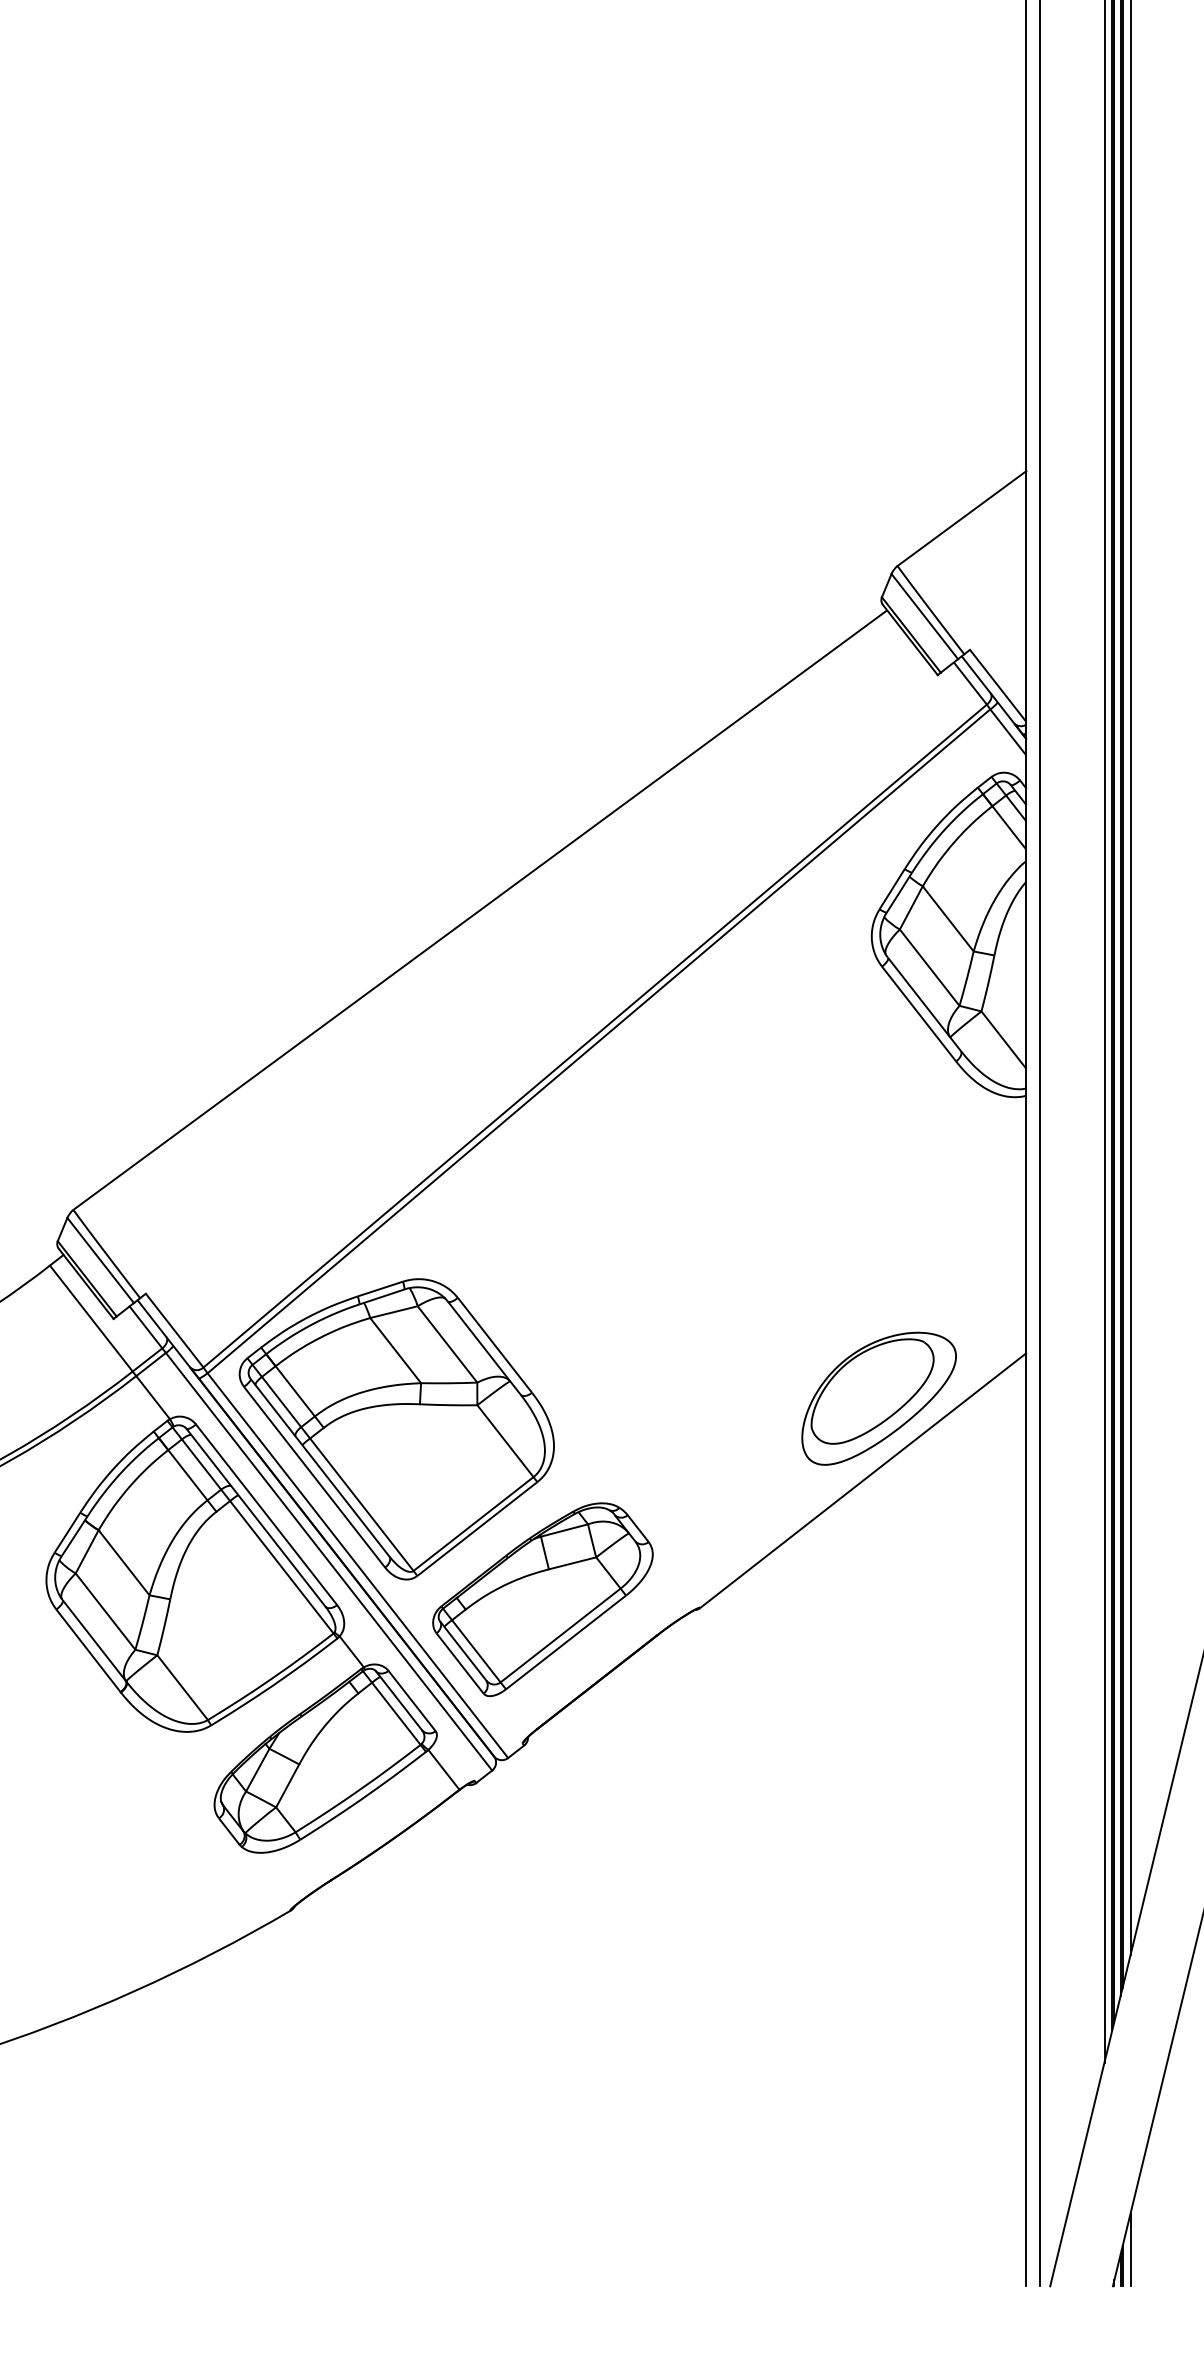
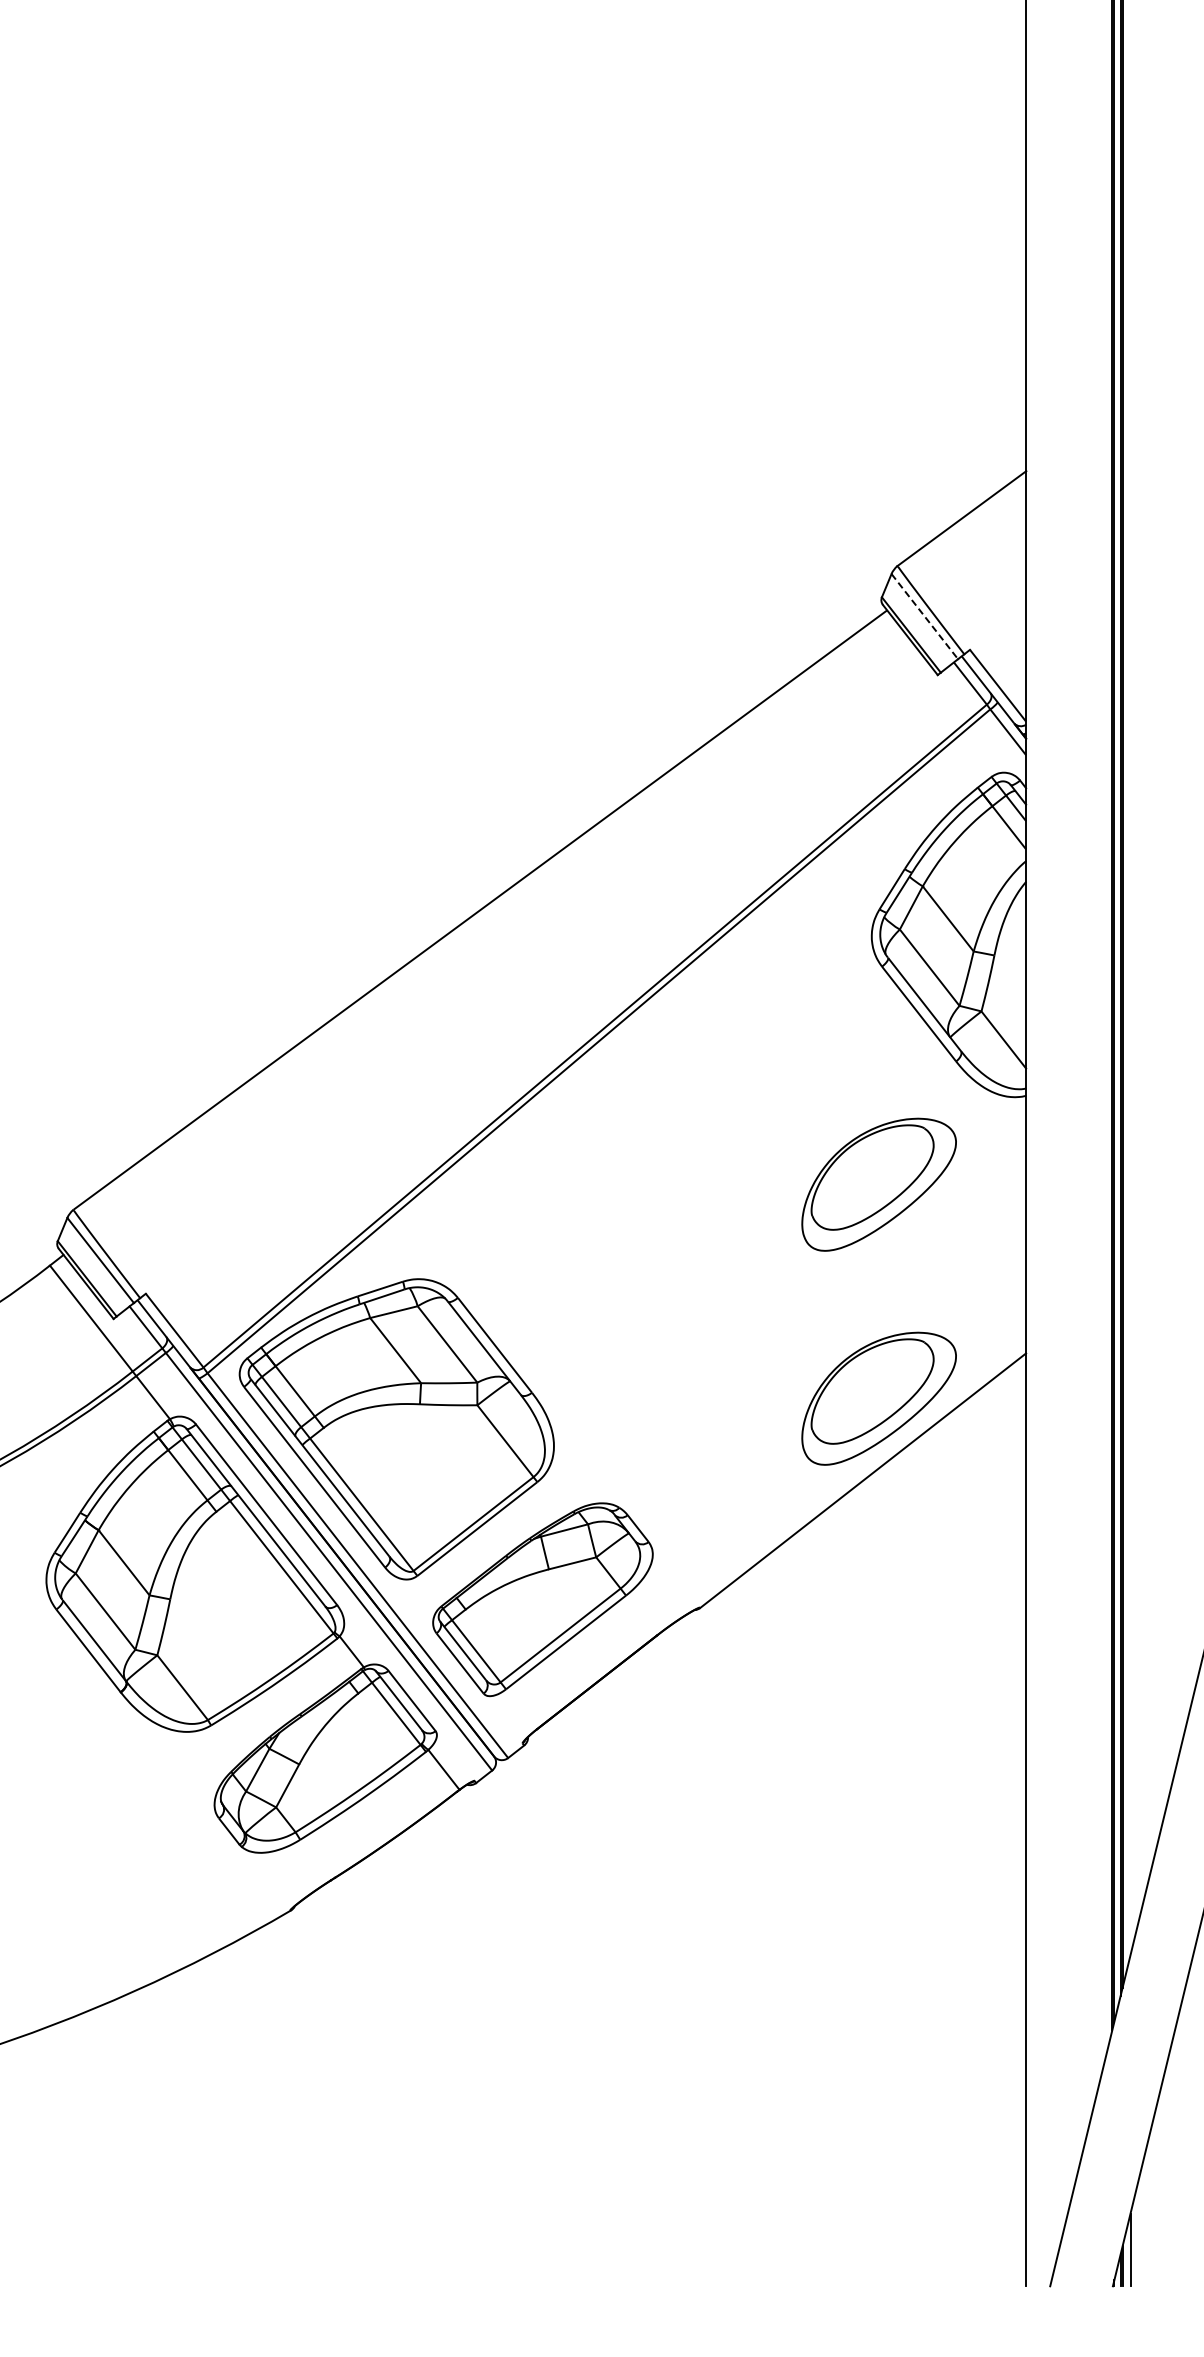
line: solid -> dashed (925, 617)
line: present -> none (1130, 978)
line: present -> none (1104, 1032)
line: present -> none (1040, 1144)
part: none -> present (878, 1184)
